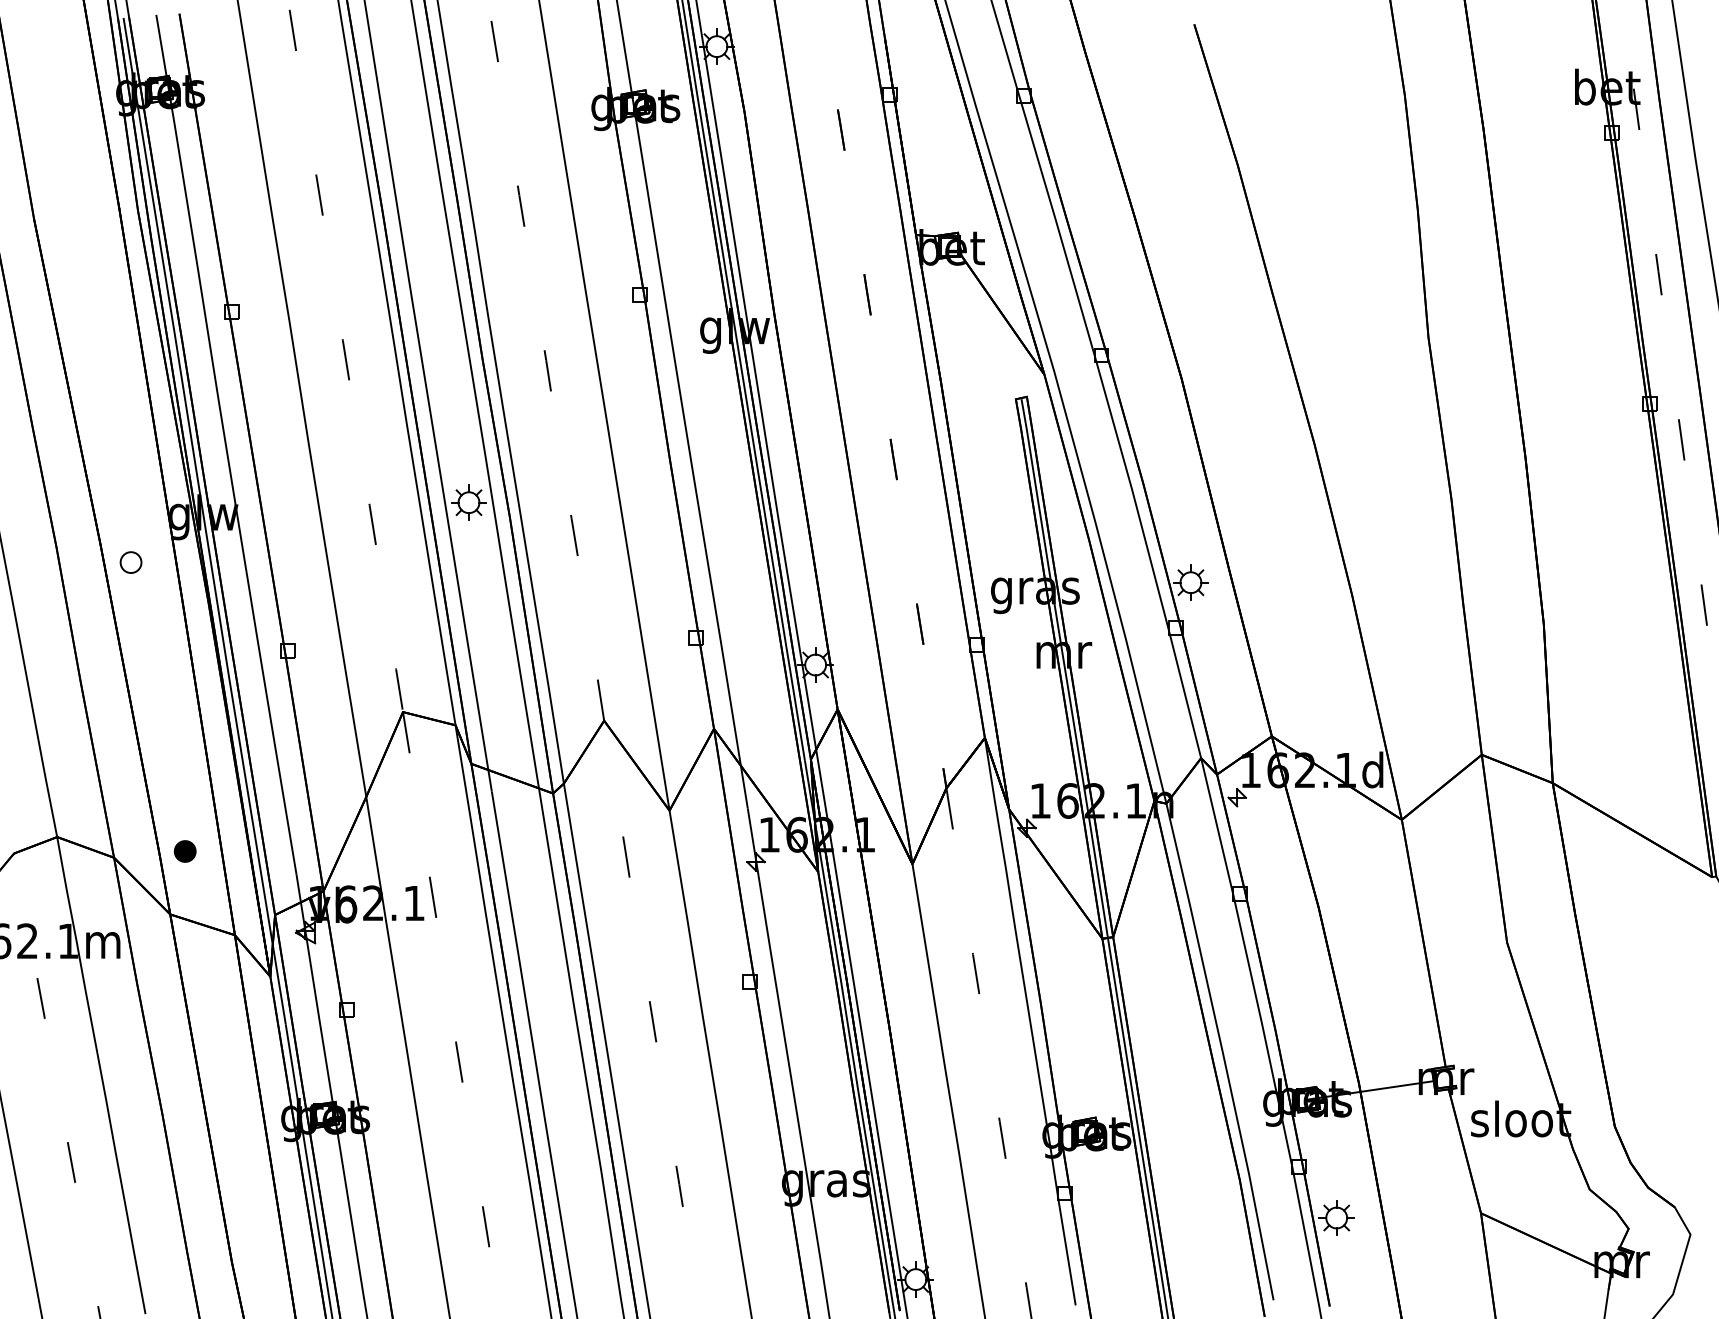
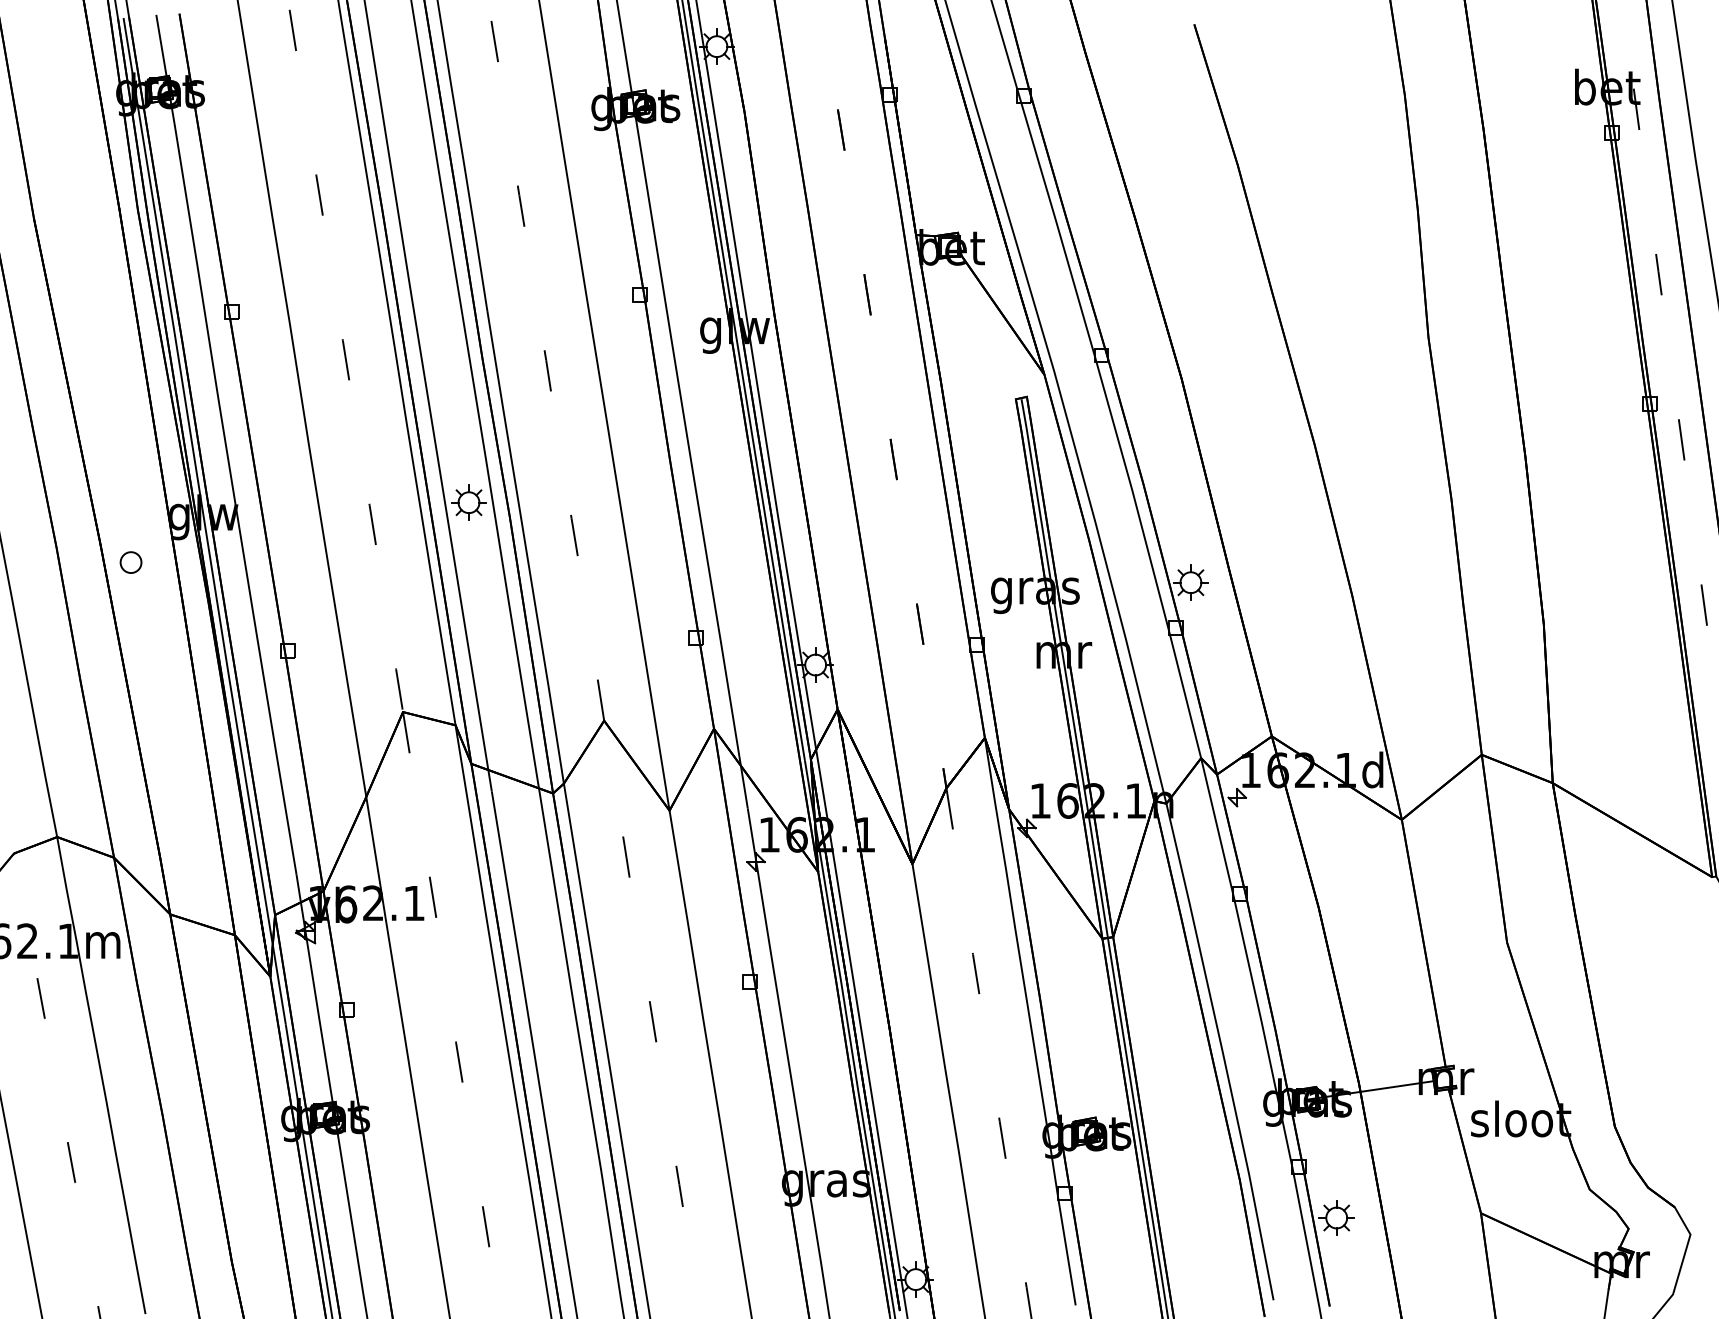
part: present -> none (184, 851)
